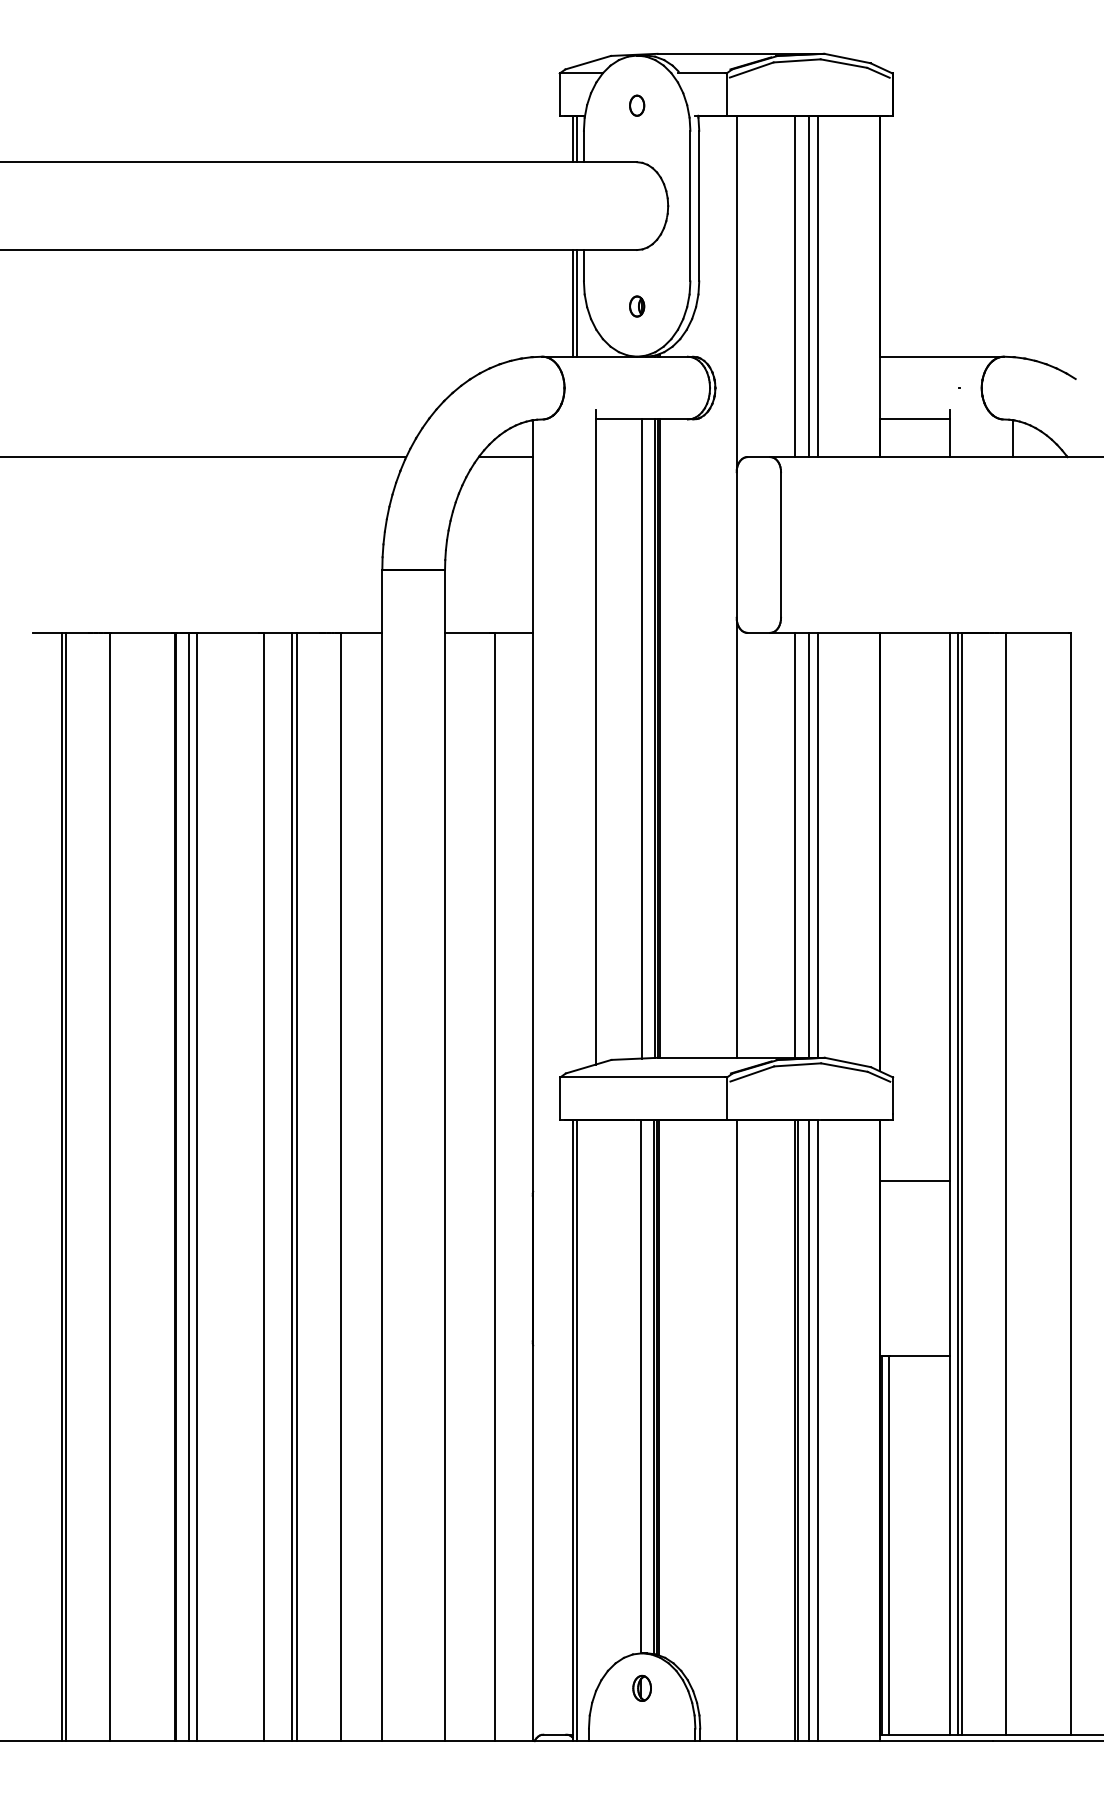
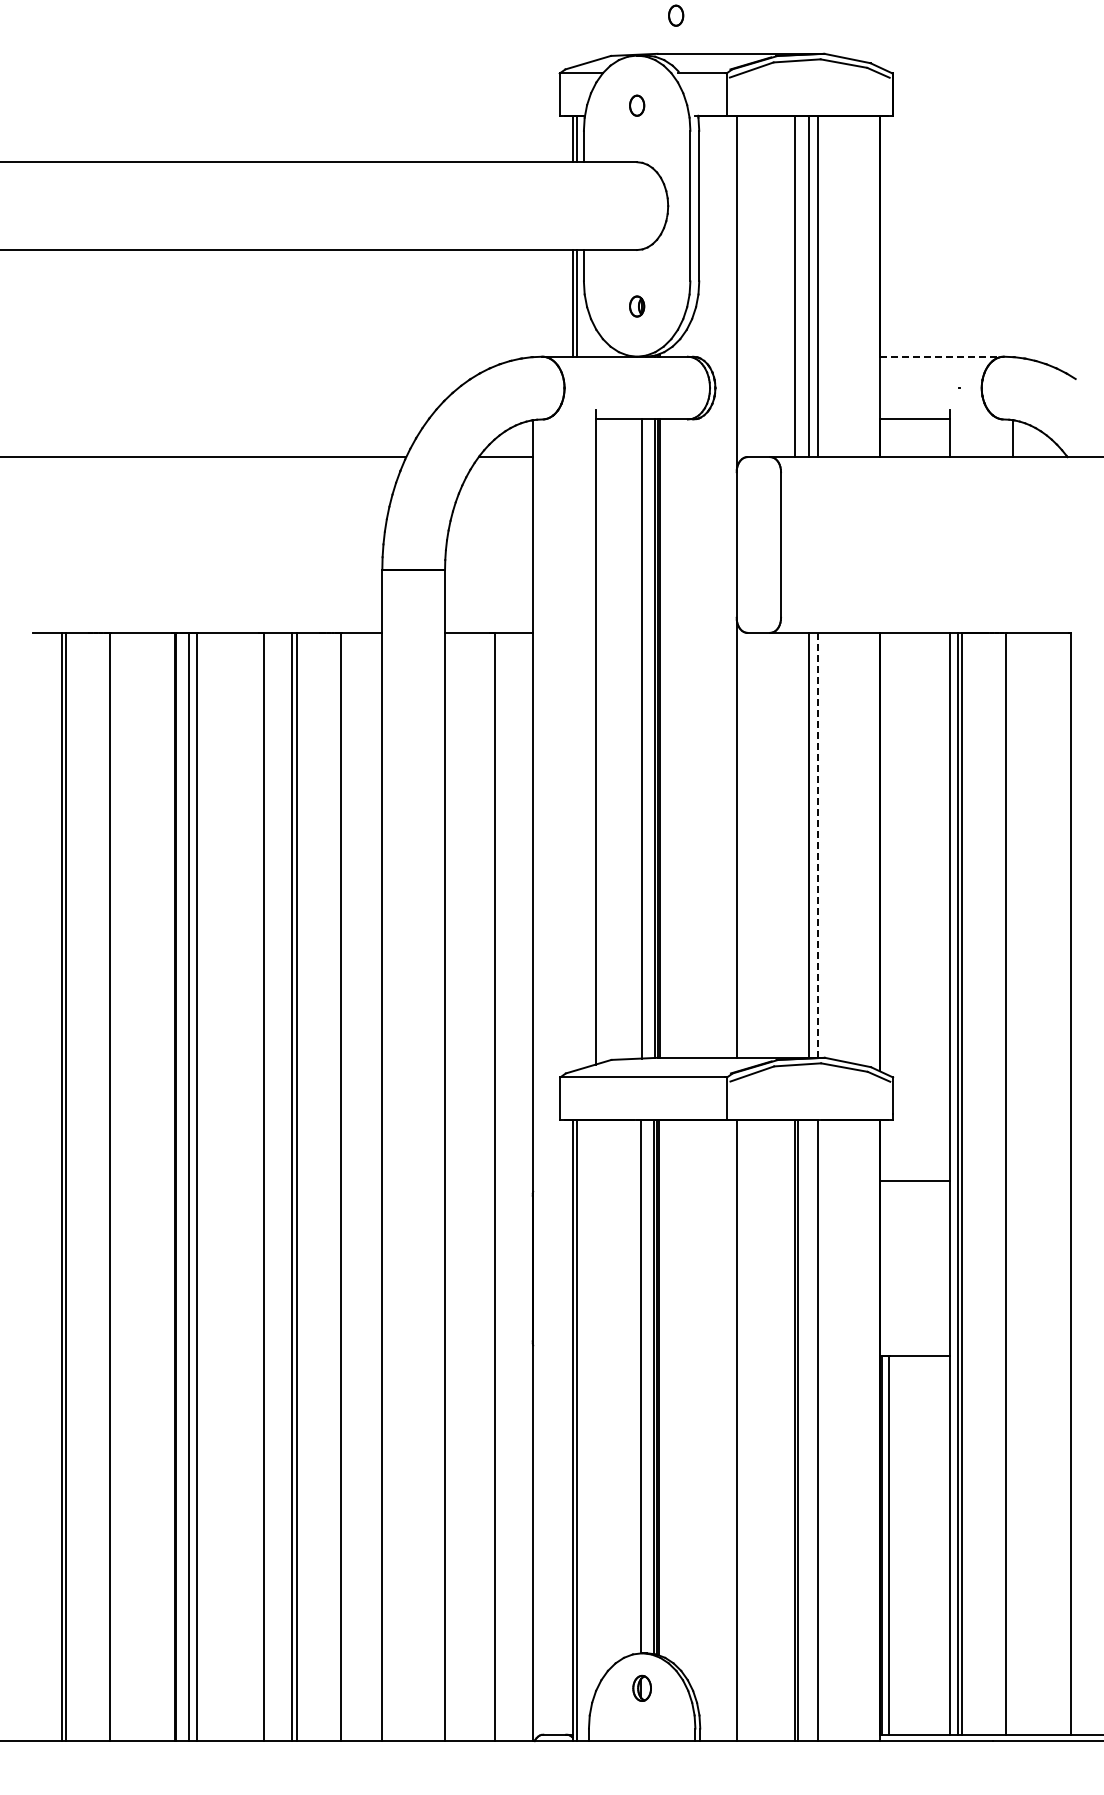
part: none -> present (676, 15)
line: solid -> dashed (942, 356)
line: present -> none (794, 844)
line: solid -> dashed (818, 844)
line: present -> none (808, 1430)
